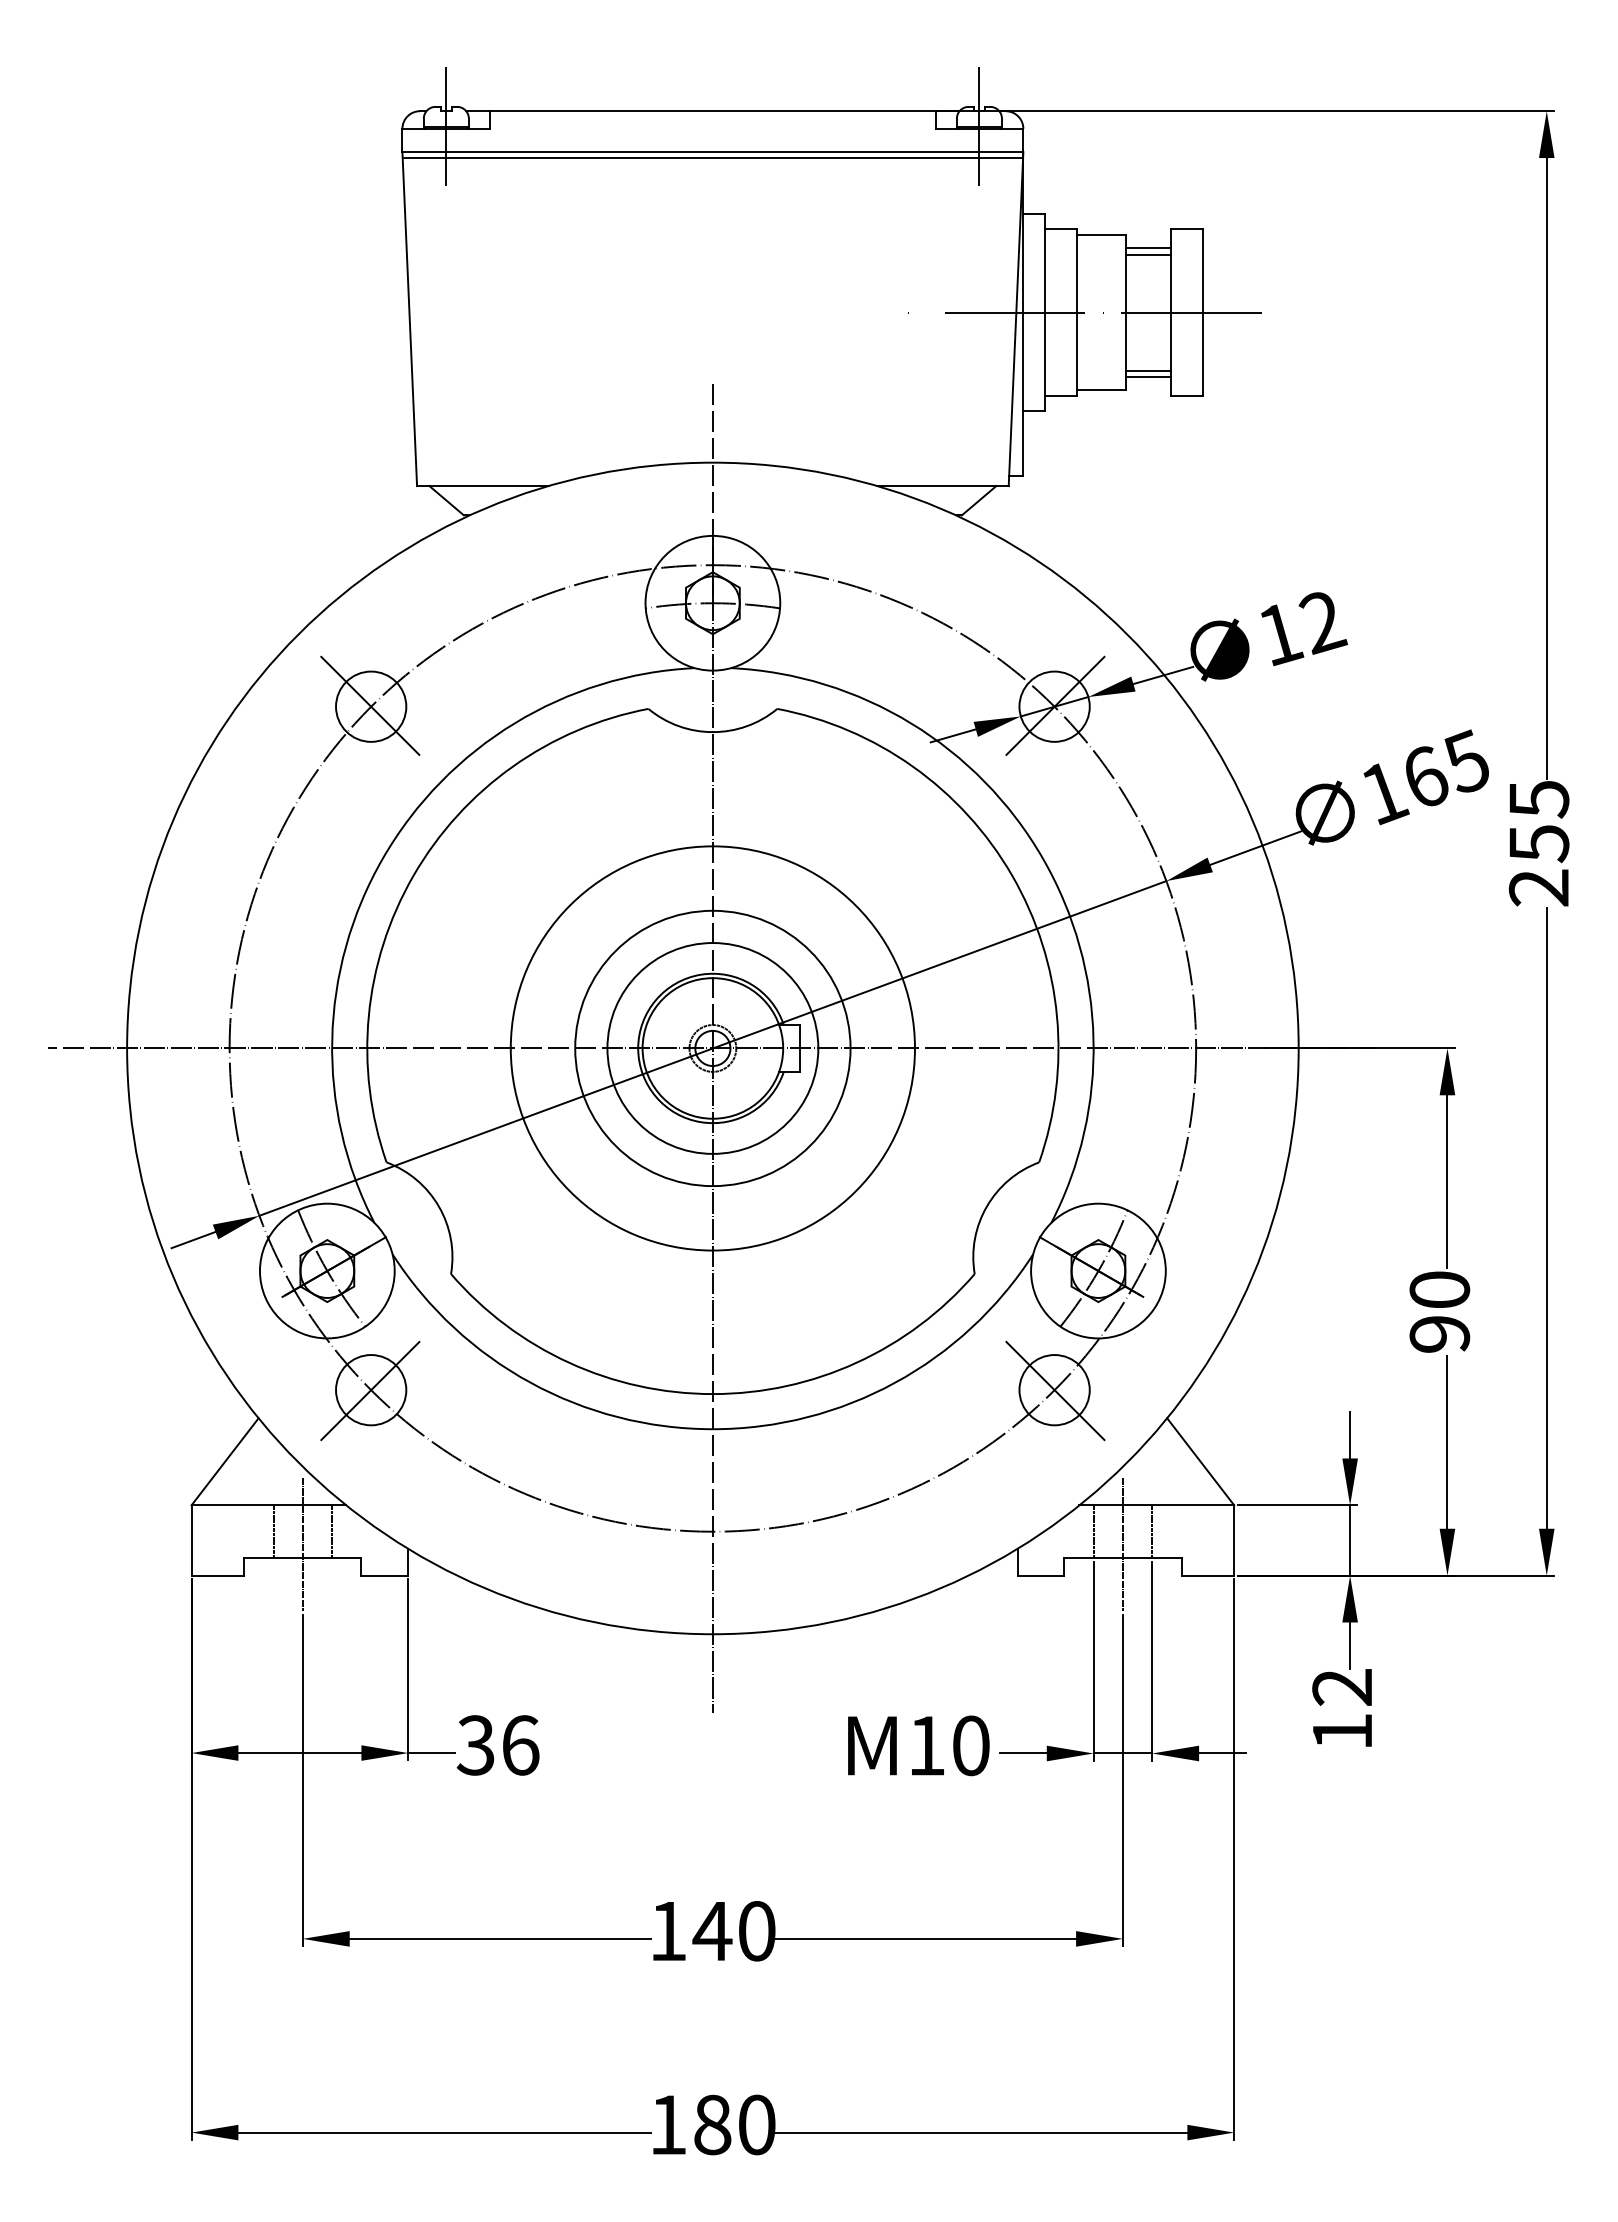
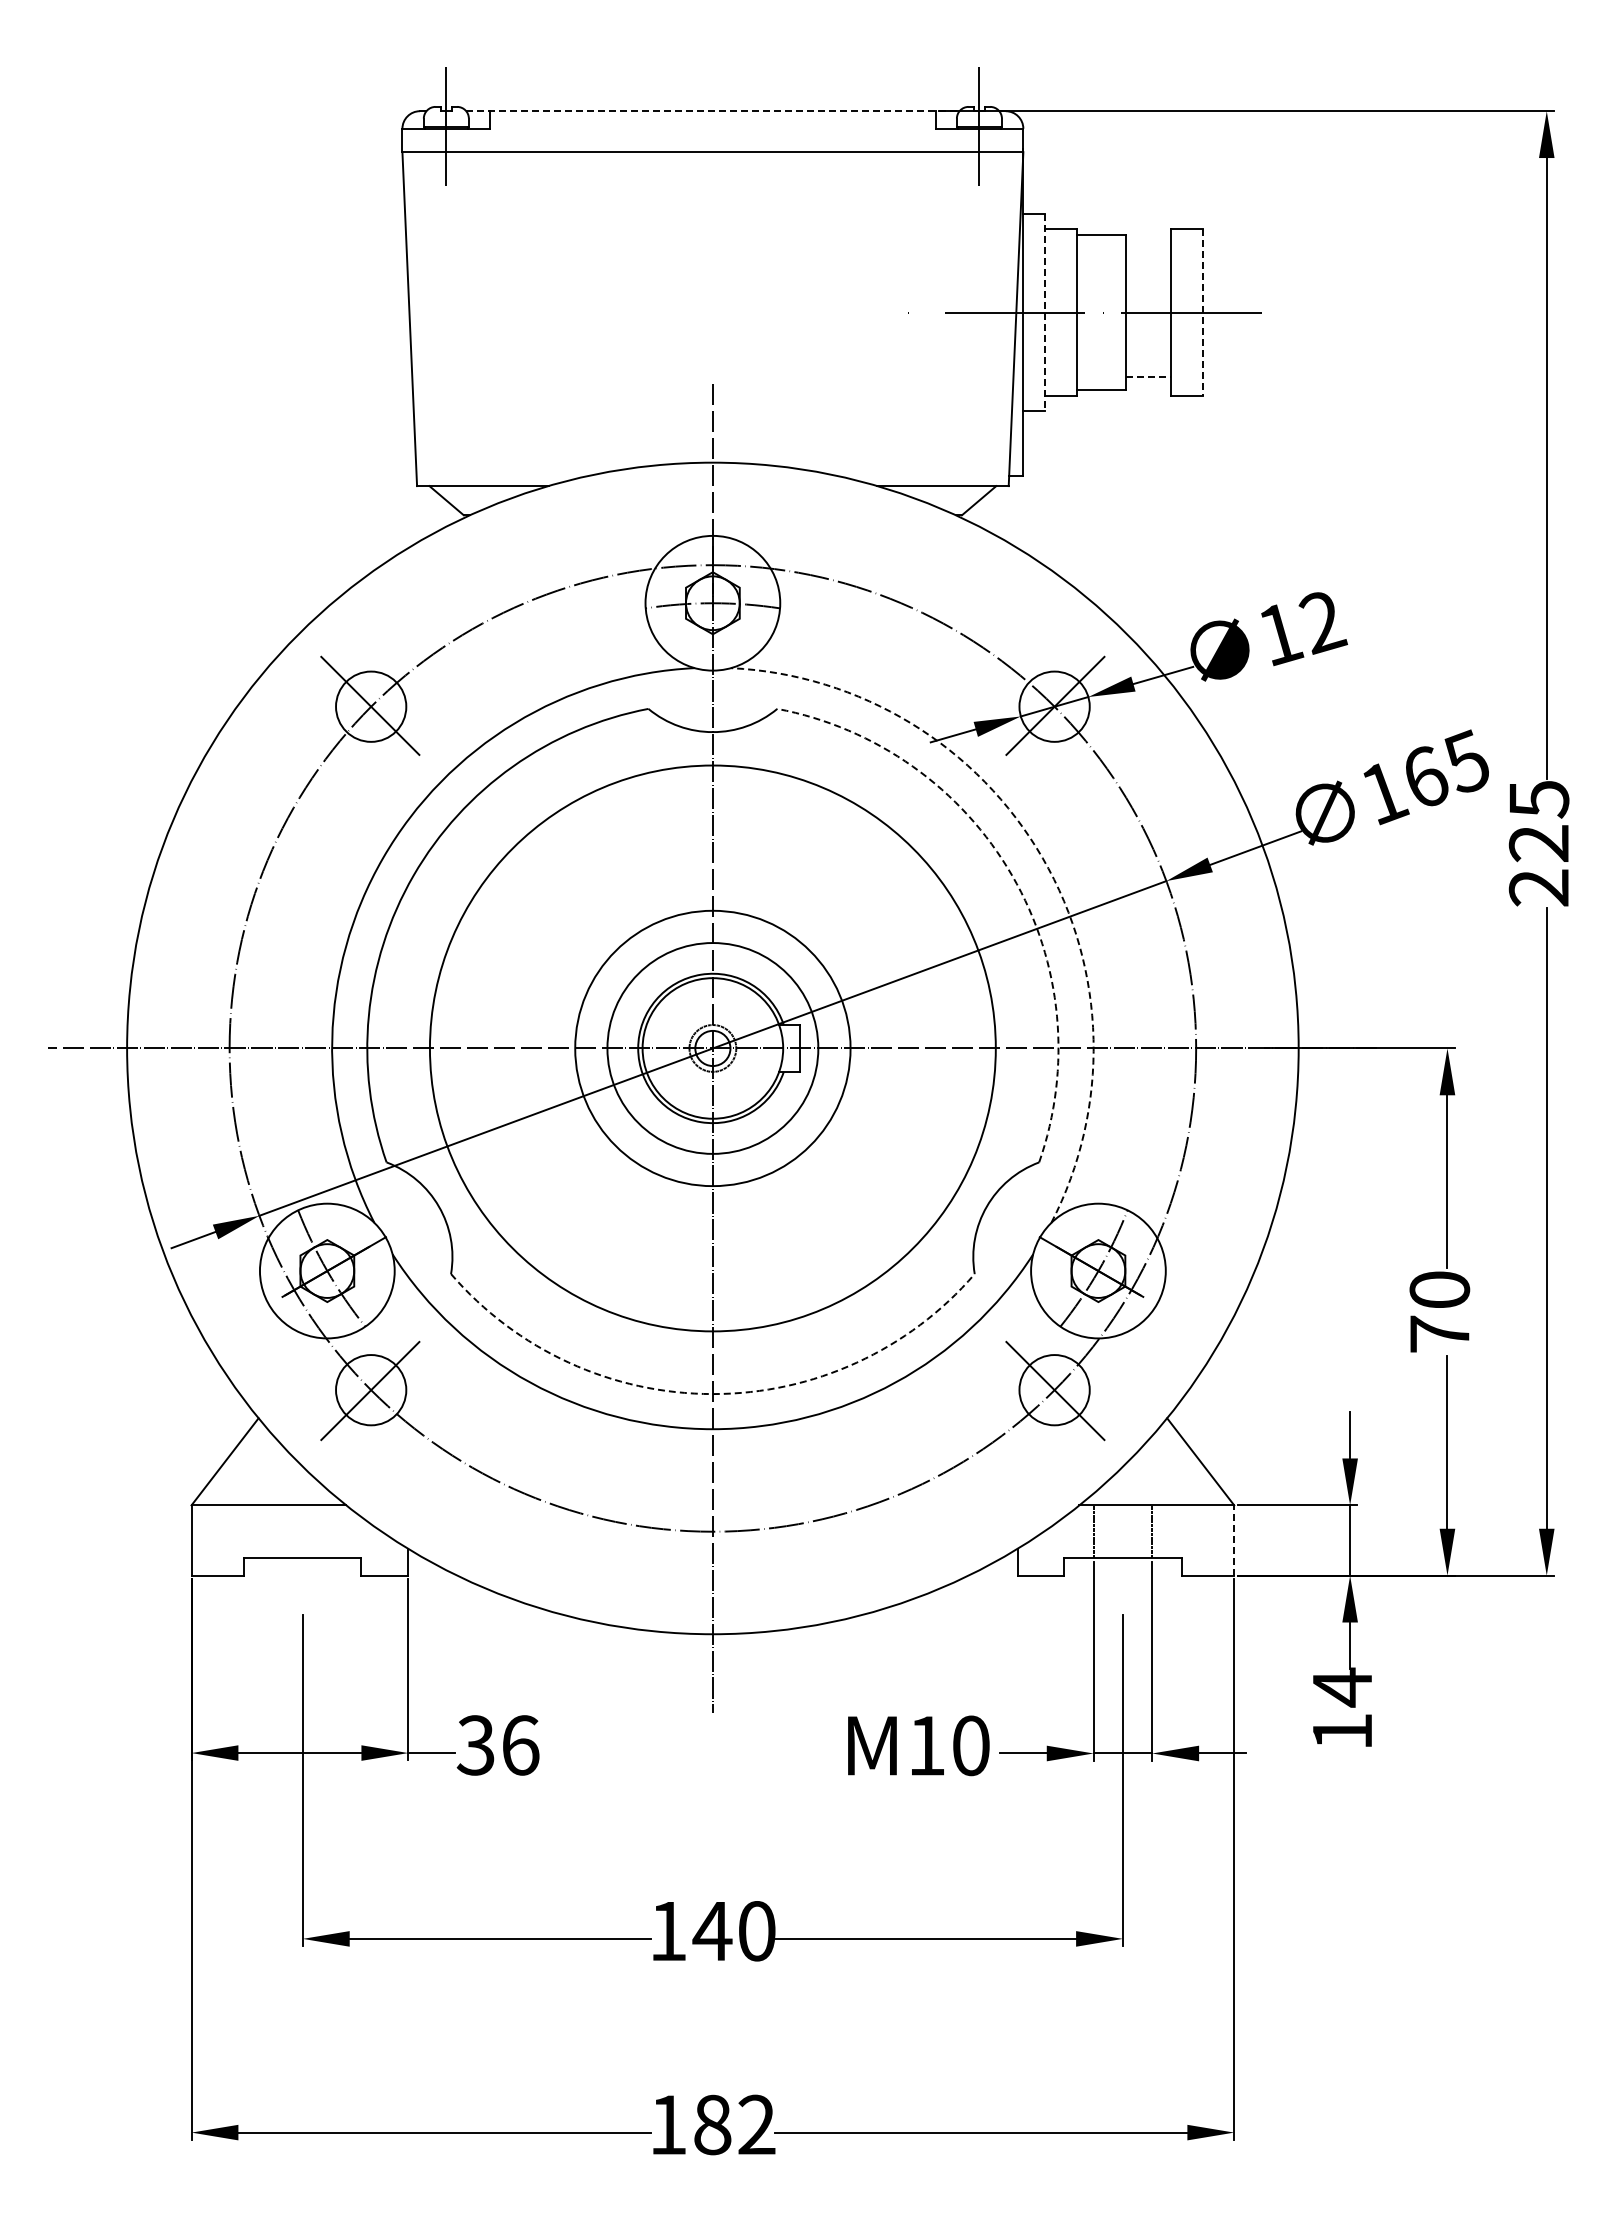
line: solid -> dashed (712, 111)
line: present -> none (712, 158)
line: present -> none (1147, 248)
line: present -> none (1147, 254)
line: solid -> dashed (1202, 312)
line: solid -> dashed (1044, 313)
line: present -> none (1147, 370)
line: solid -> dashed (1148, 377)
text: 255 -> 225 (1538, 844)
arc: solid -> dashed (1042, 858)
arc: solid -> dashed (1012, 875)
circle diameter: 404 px -> 566 px (712, 1048)
text: 90 -> 70 (1439, 1333)
arc: solid -> dashed (712, 1394)
line: present -> none (273, 1531)
line: present -> none (332, 1531)
line: solid -> dashed (1234, 1540)
line: present -> none (302, 1544)
line: present -> none (1122, 1544)
text: 12 -> 14 (1341, 1687)
text: 180 -> 182 (756, 2124)
